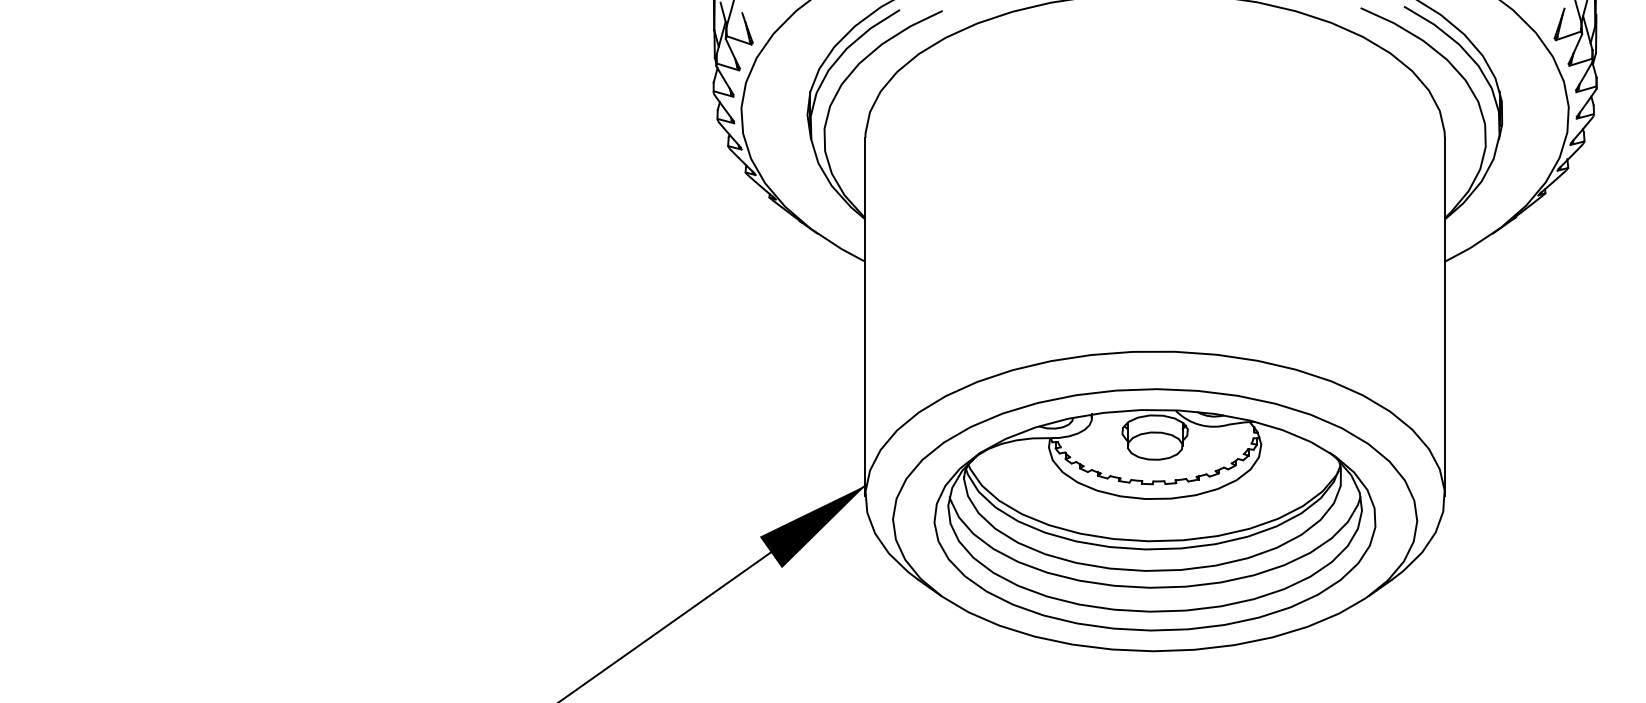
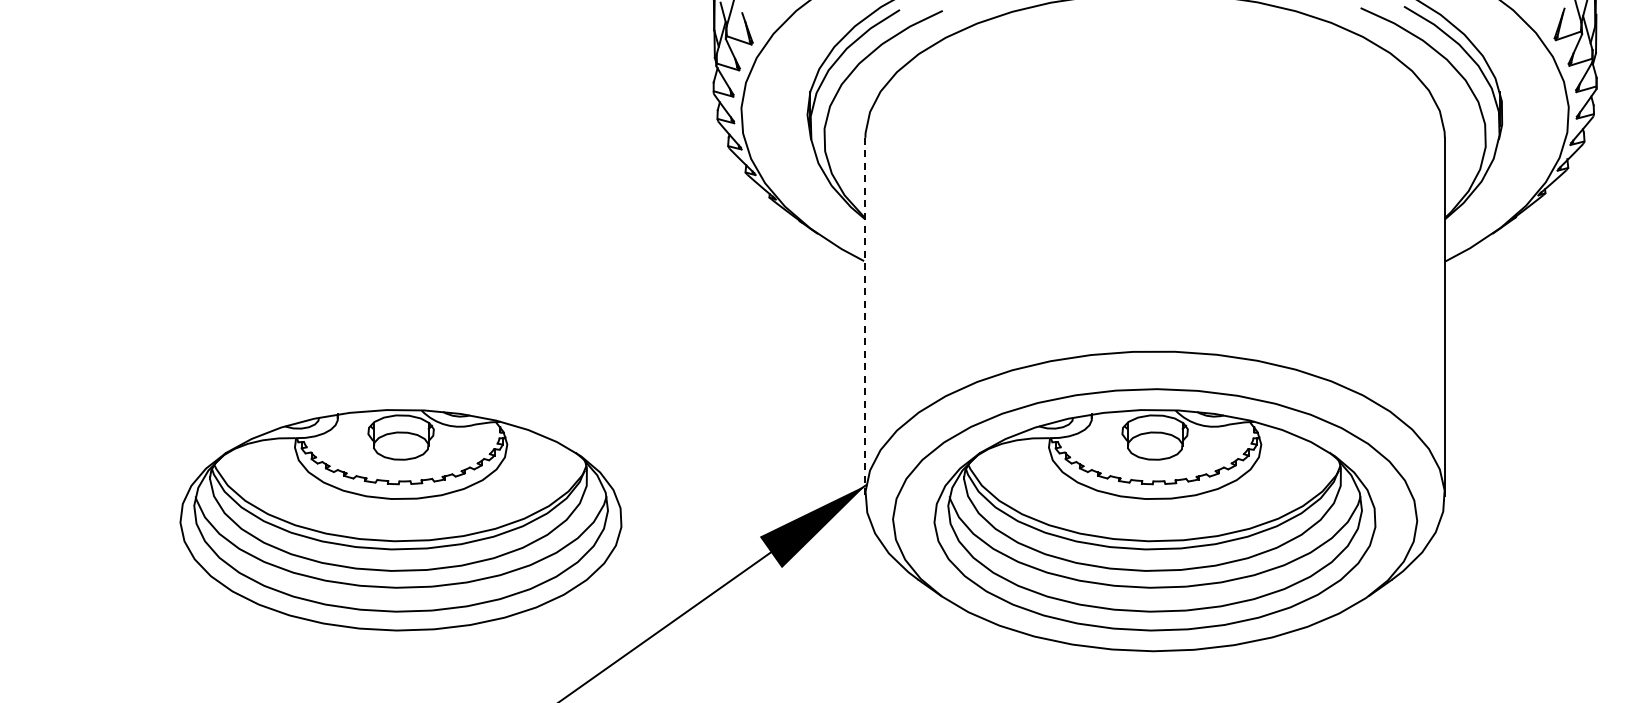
line: solid -> dashed (865, 317)
part: none -> present (400, 520)
